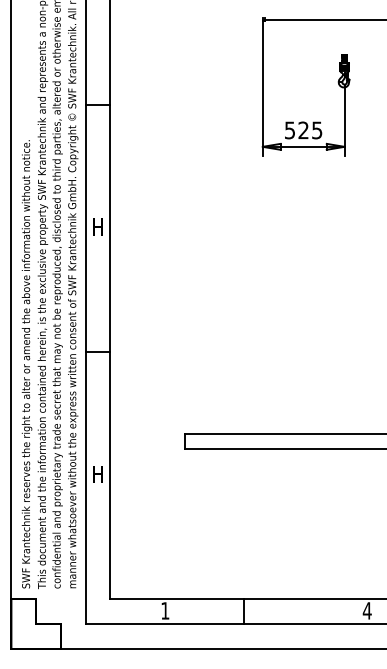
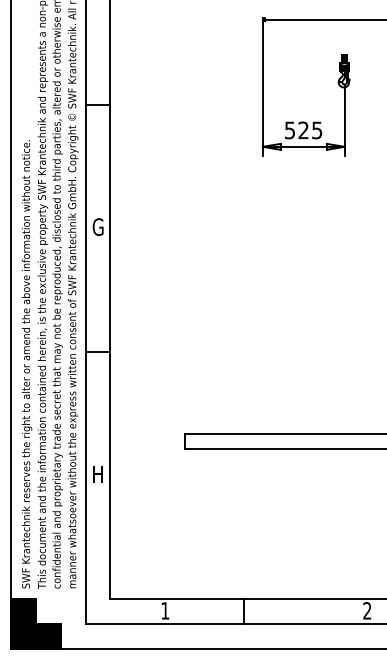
text: H -> G (97, 226)
text: 4 -> 2 (366, 610)
fill: none -> present (35, 623)
